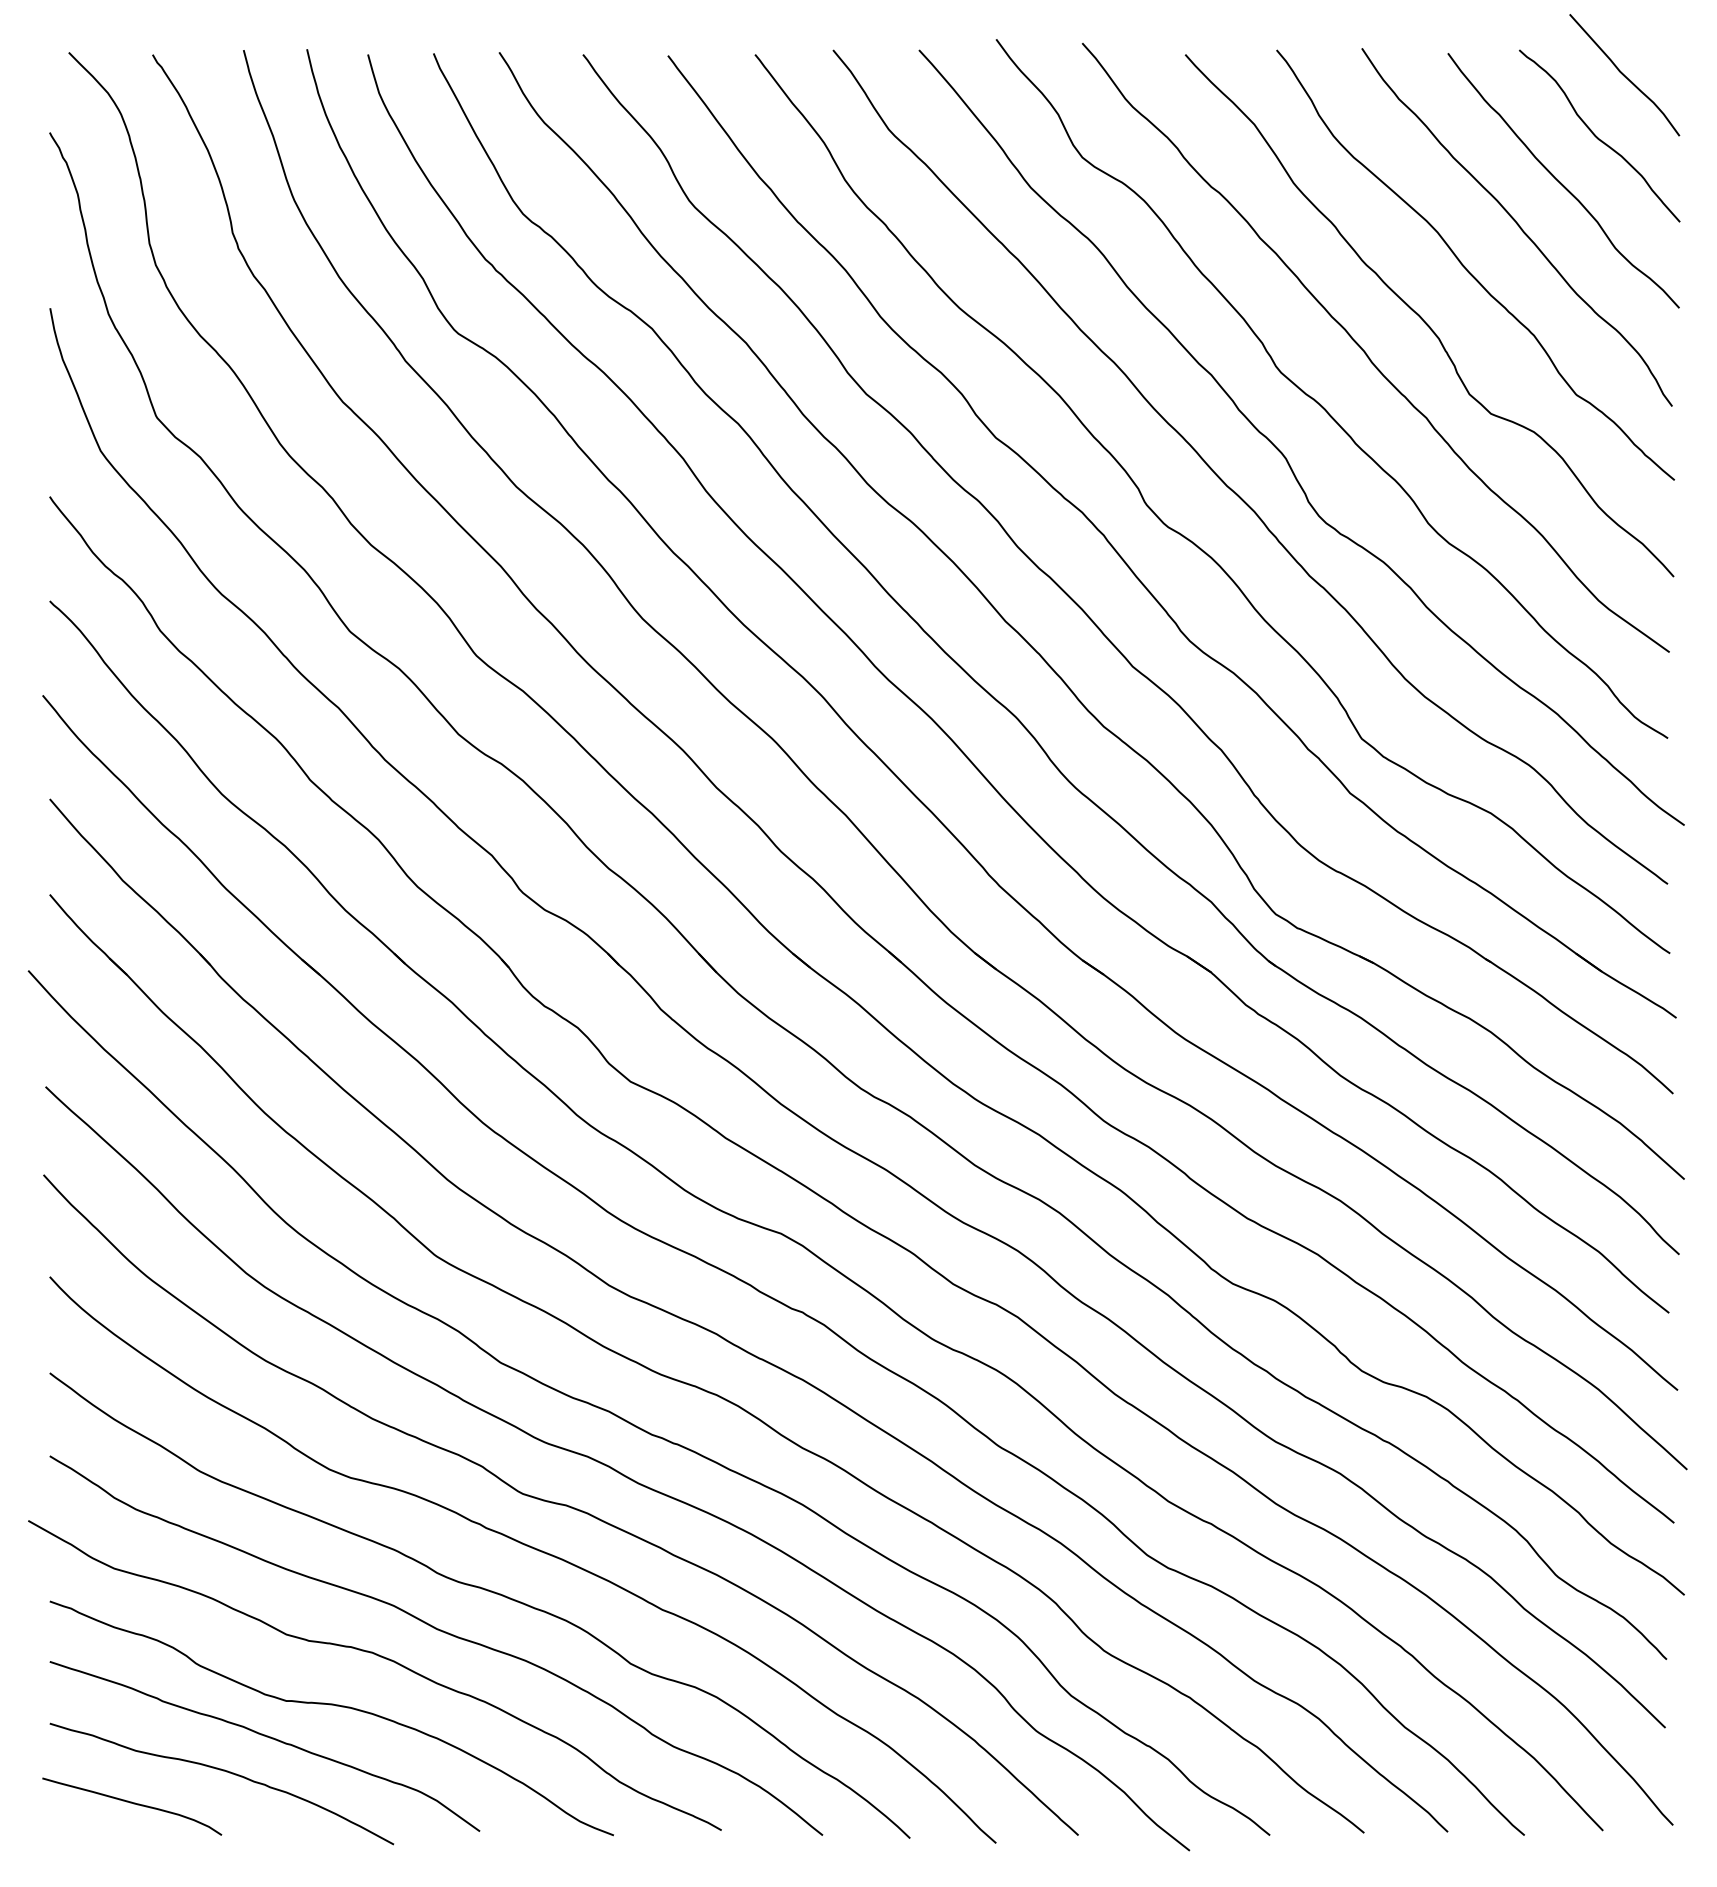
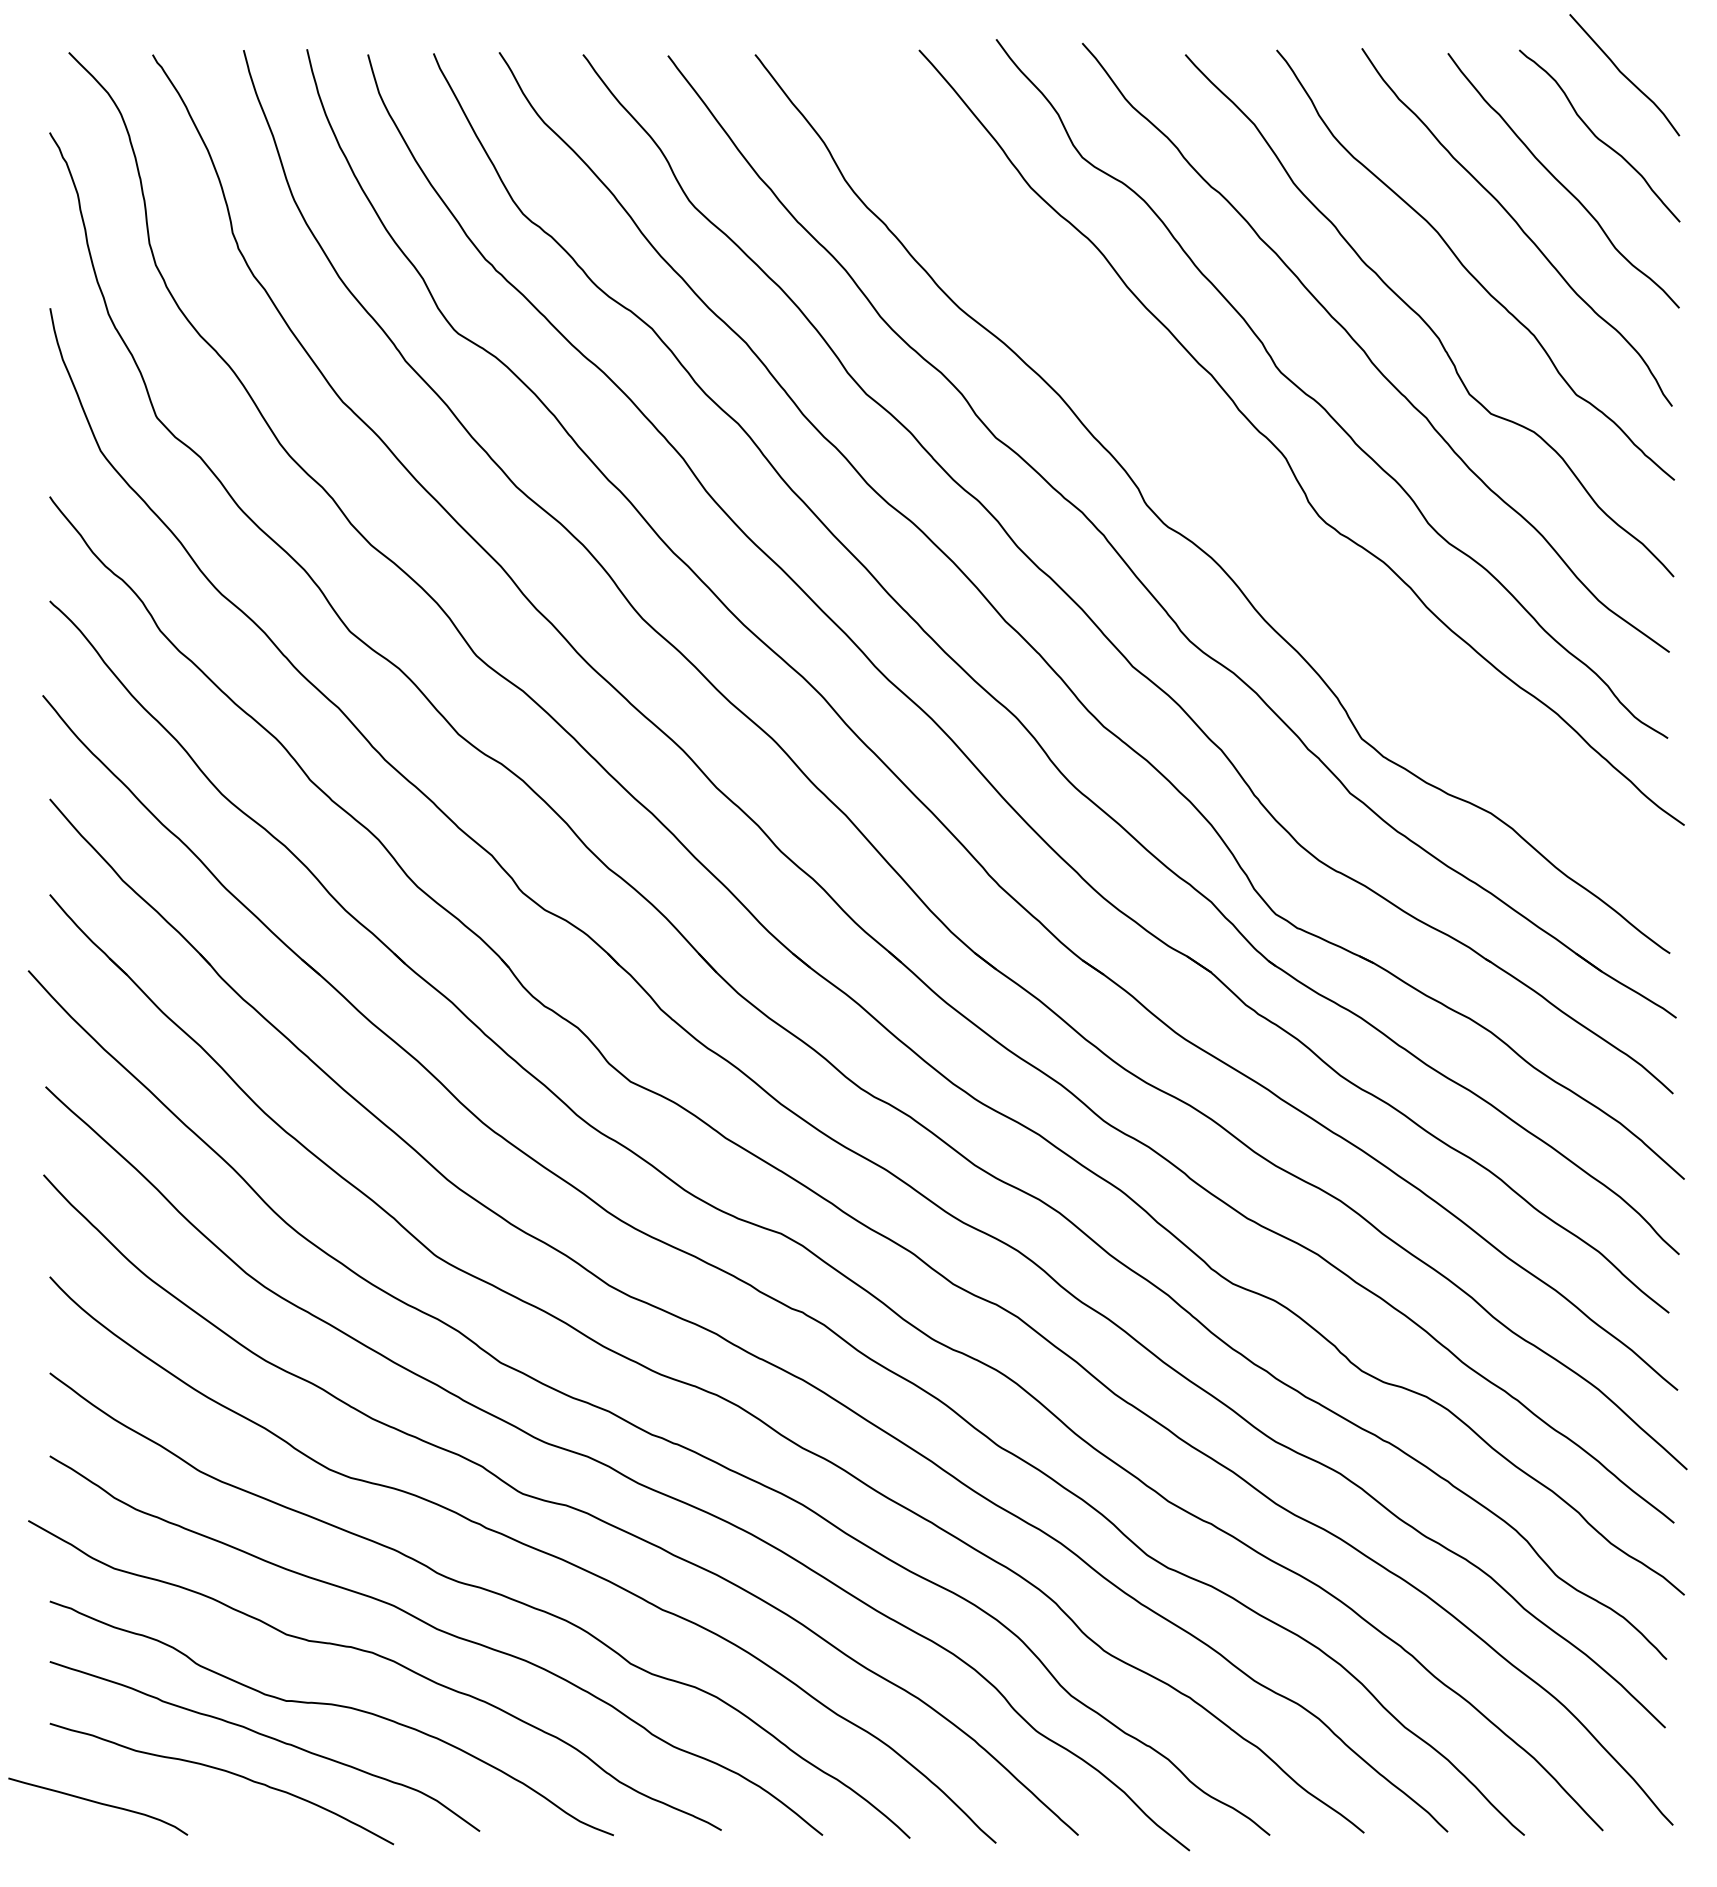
curve: present -> none (1229, 486)
curve position: (133, 1804) -> (99, 1804) (99, 1804)
